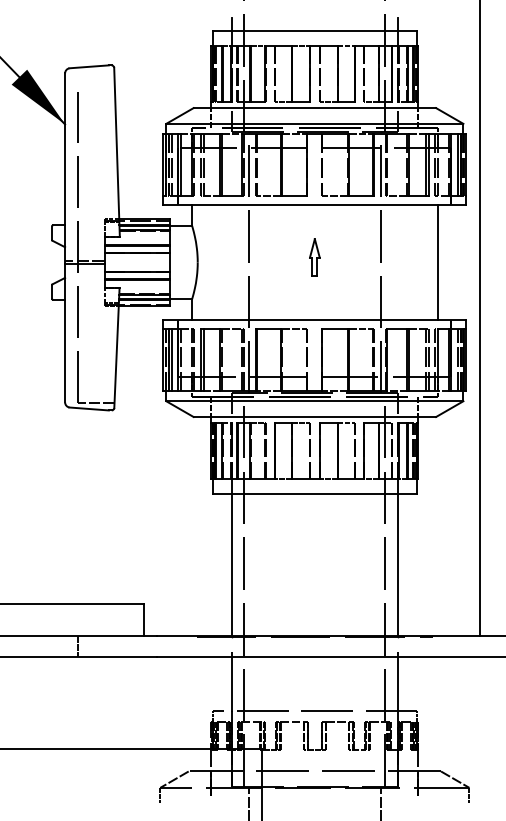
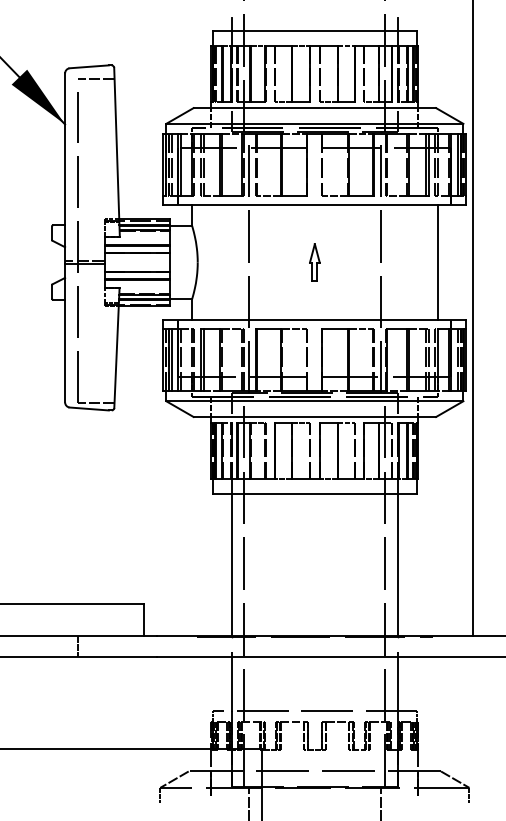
line: none -> present (96, 78)
part position: (314, 257) -> (314, 262) (314, 262)
line position: (479, 318) -> (472, 318) (472, 318)
